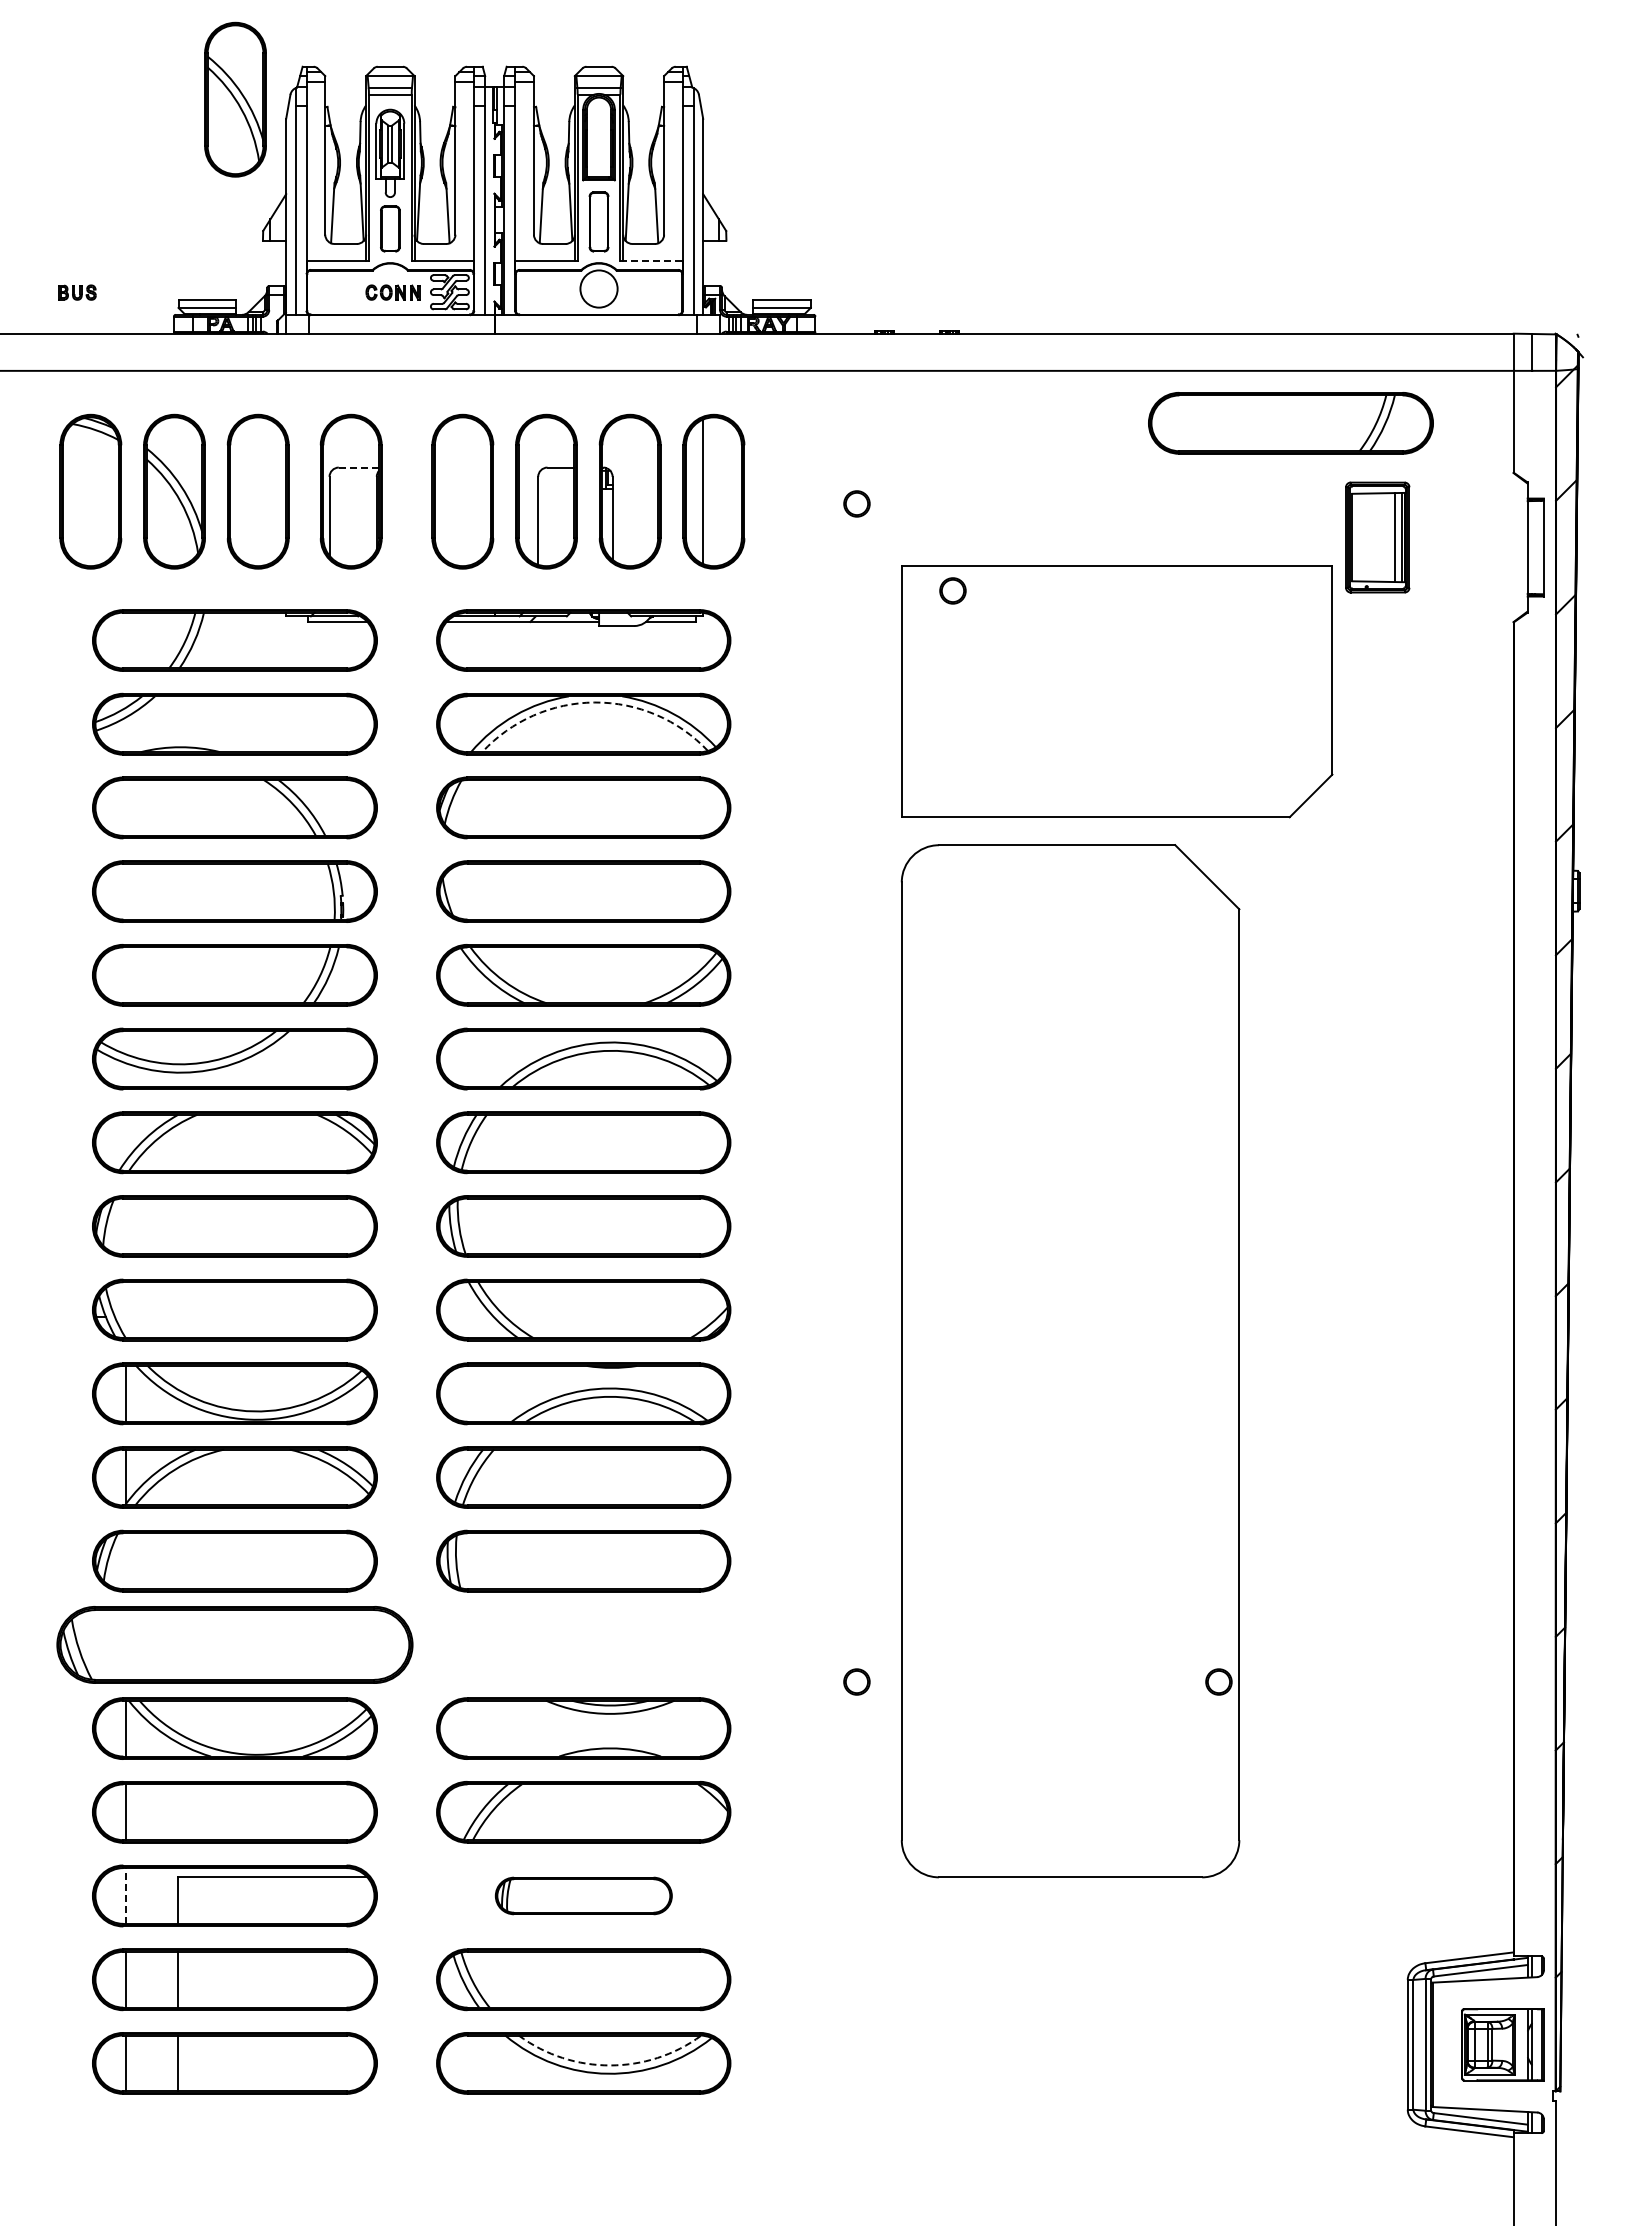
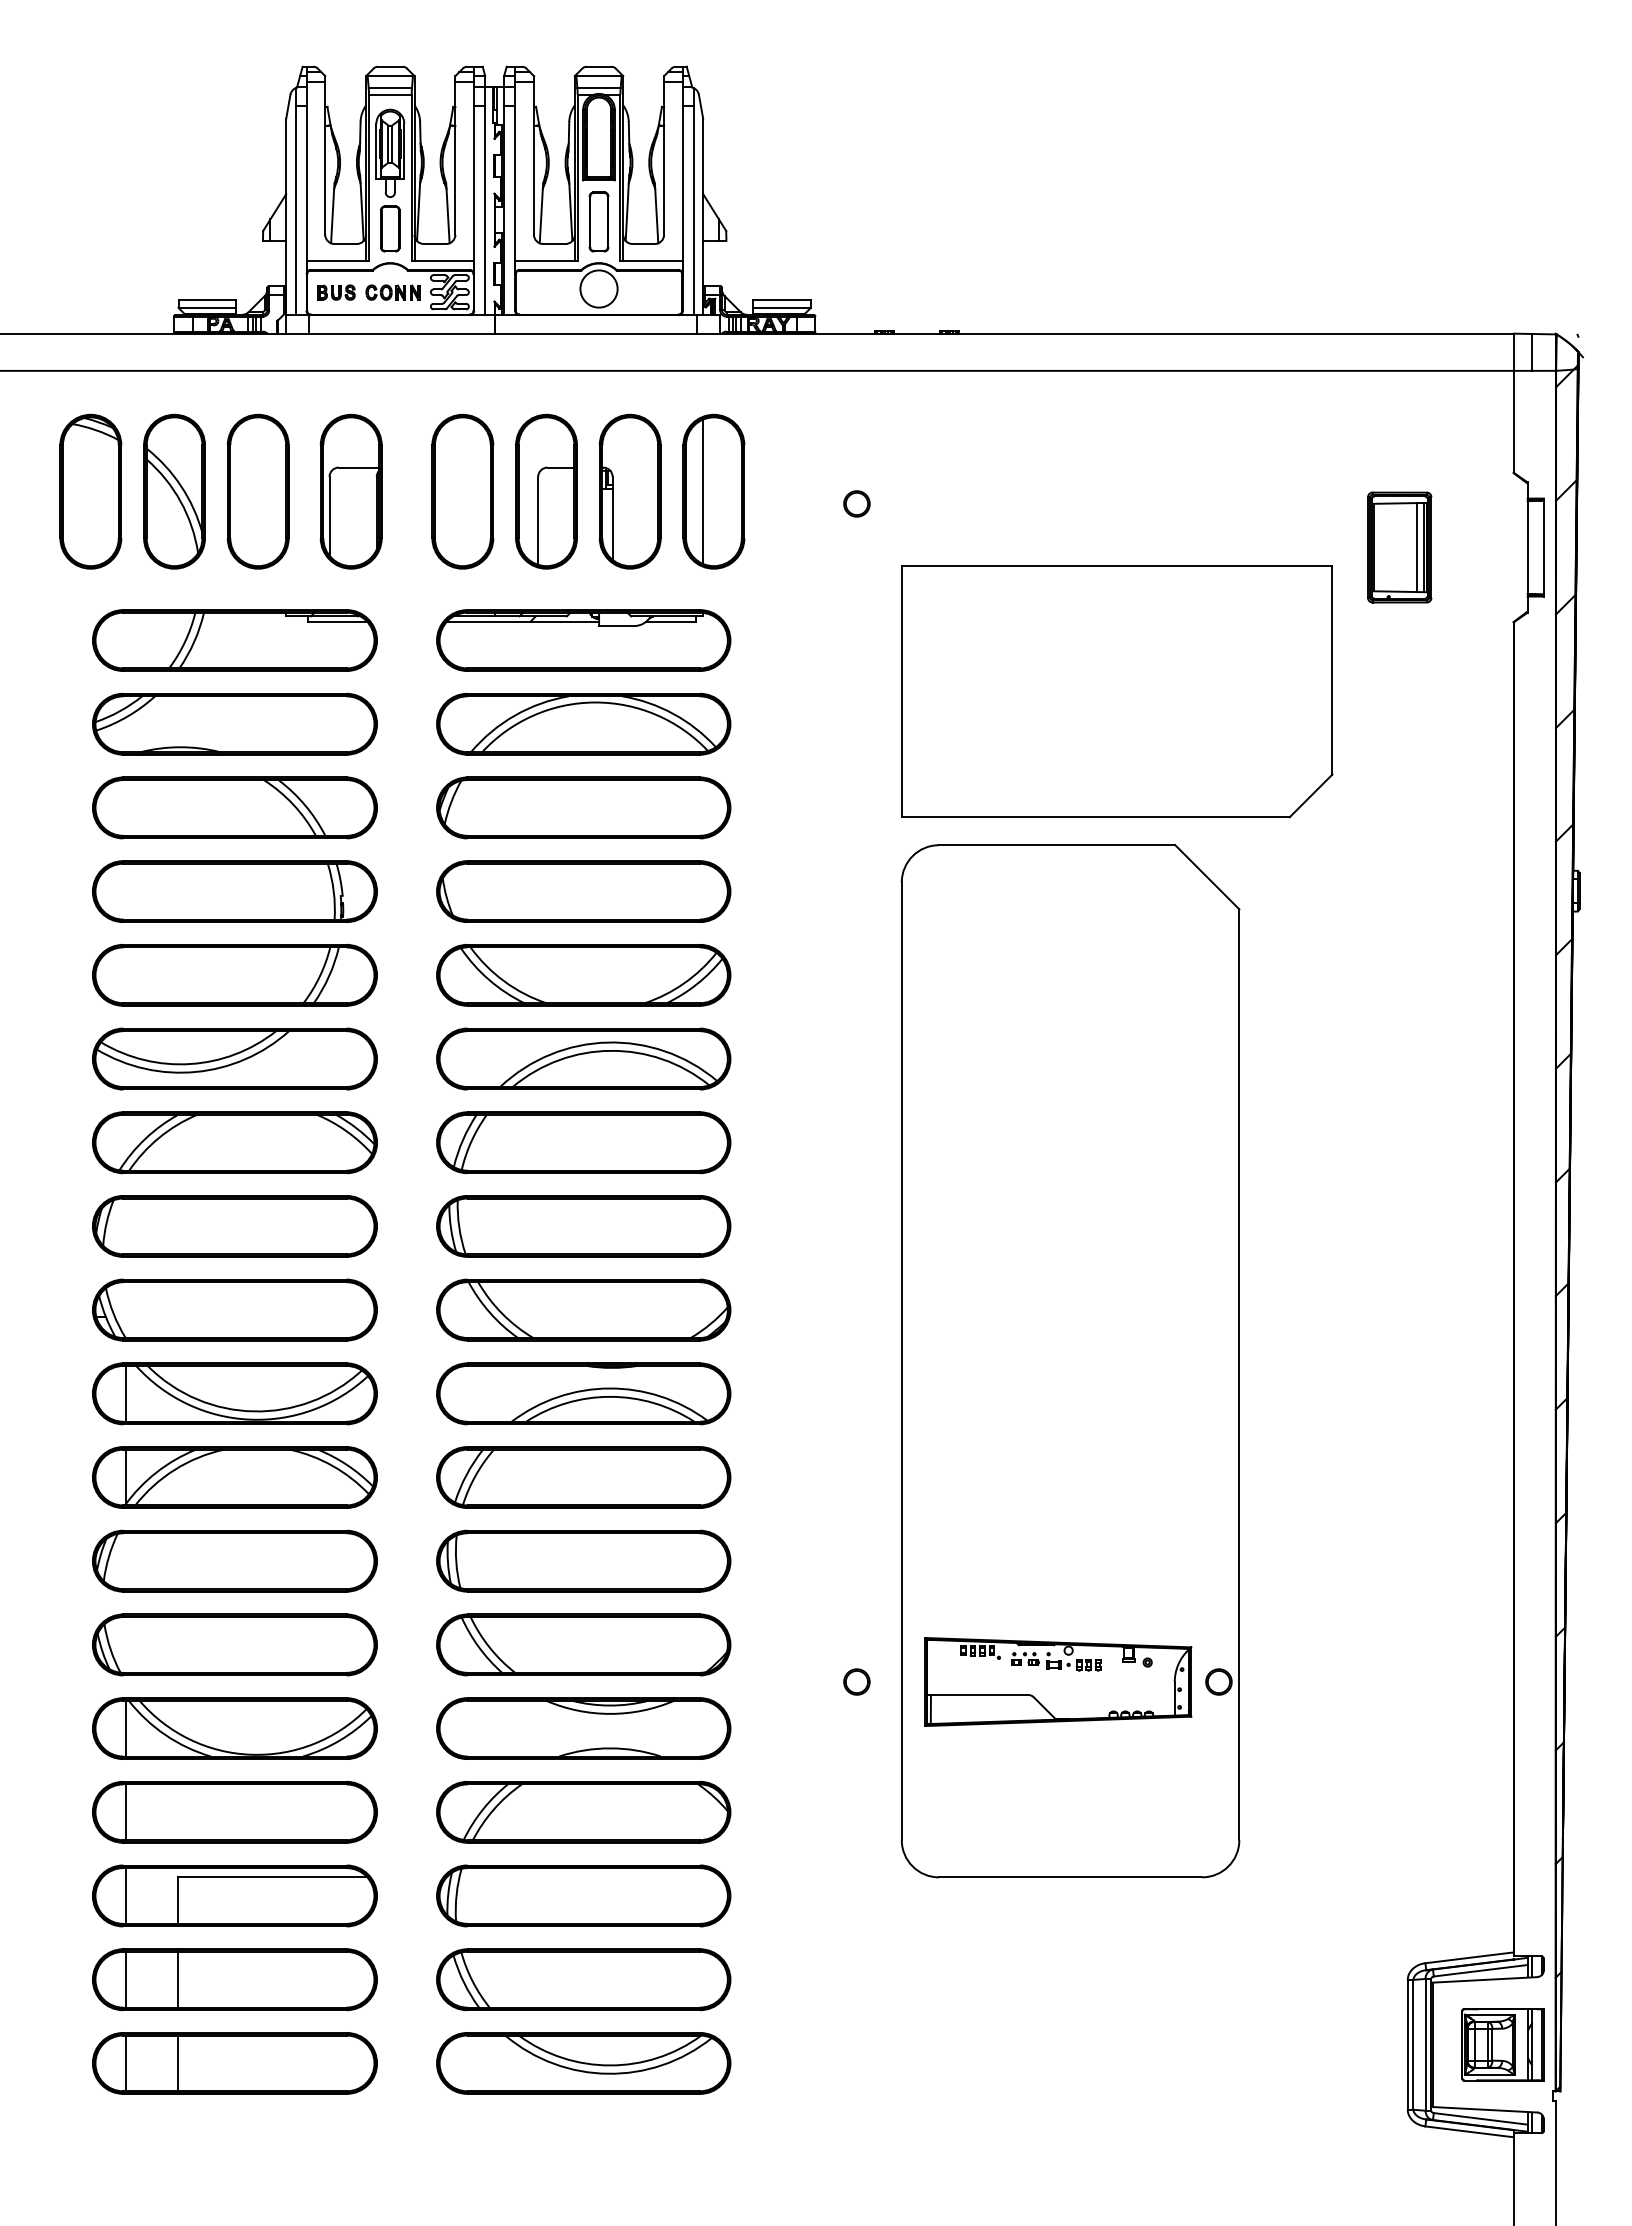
part: present -> none (235, 99)
line: dashed -> solid (652, 260)
part position: (77, 292) -> (336, 292) (336, 292)
part: present -> none (1290, 423)
line: dashed -> solid (358, 467)
part position: (1377, 537) -> (1399, 547) (1399, 547)
circle: present -> none (952, 590)
arc: dashed -> solid (594, 702)
part size: 358x78 px -> 286x64 px (234, 1644)
part: none -> present (583, 1644)
part: none -> present (1058, 1681)
line: dashed -> solid (125, 1895)
part size: 179x40 px -> 296x64 px (583, 1895)
arc: dashed -> solid (610, 2065)
